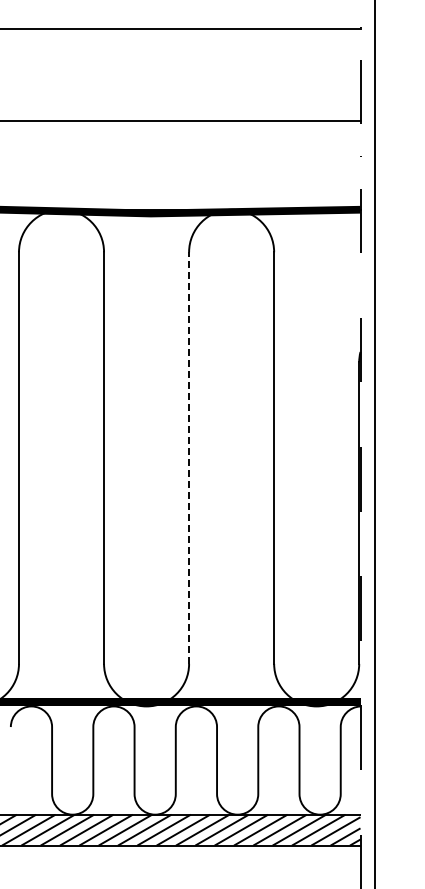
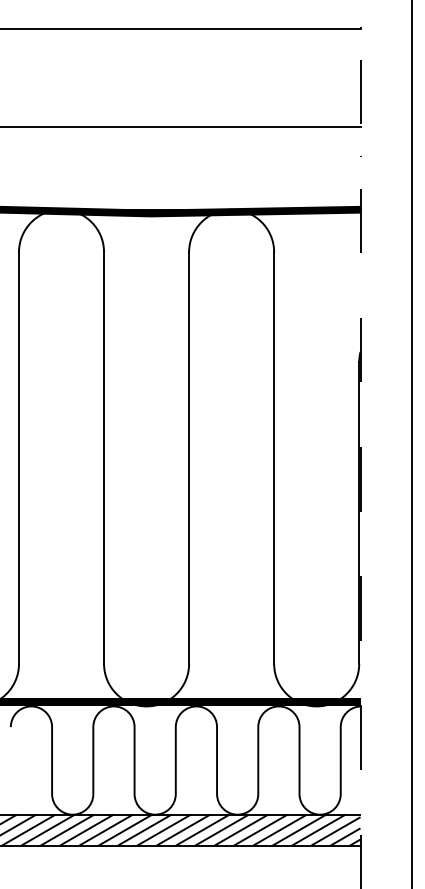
line position: (181, 120) -> (181, 126) (181, 126)
line position: (375, 443) -> (412, 443) (412, 443)
line: dashed -> solid (189, 458)
